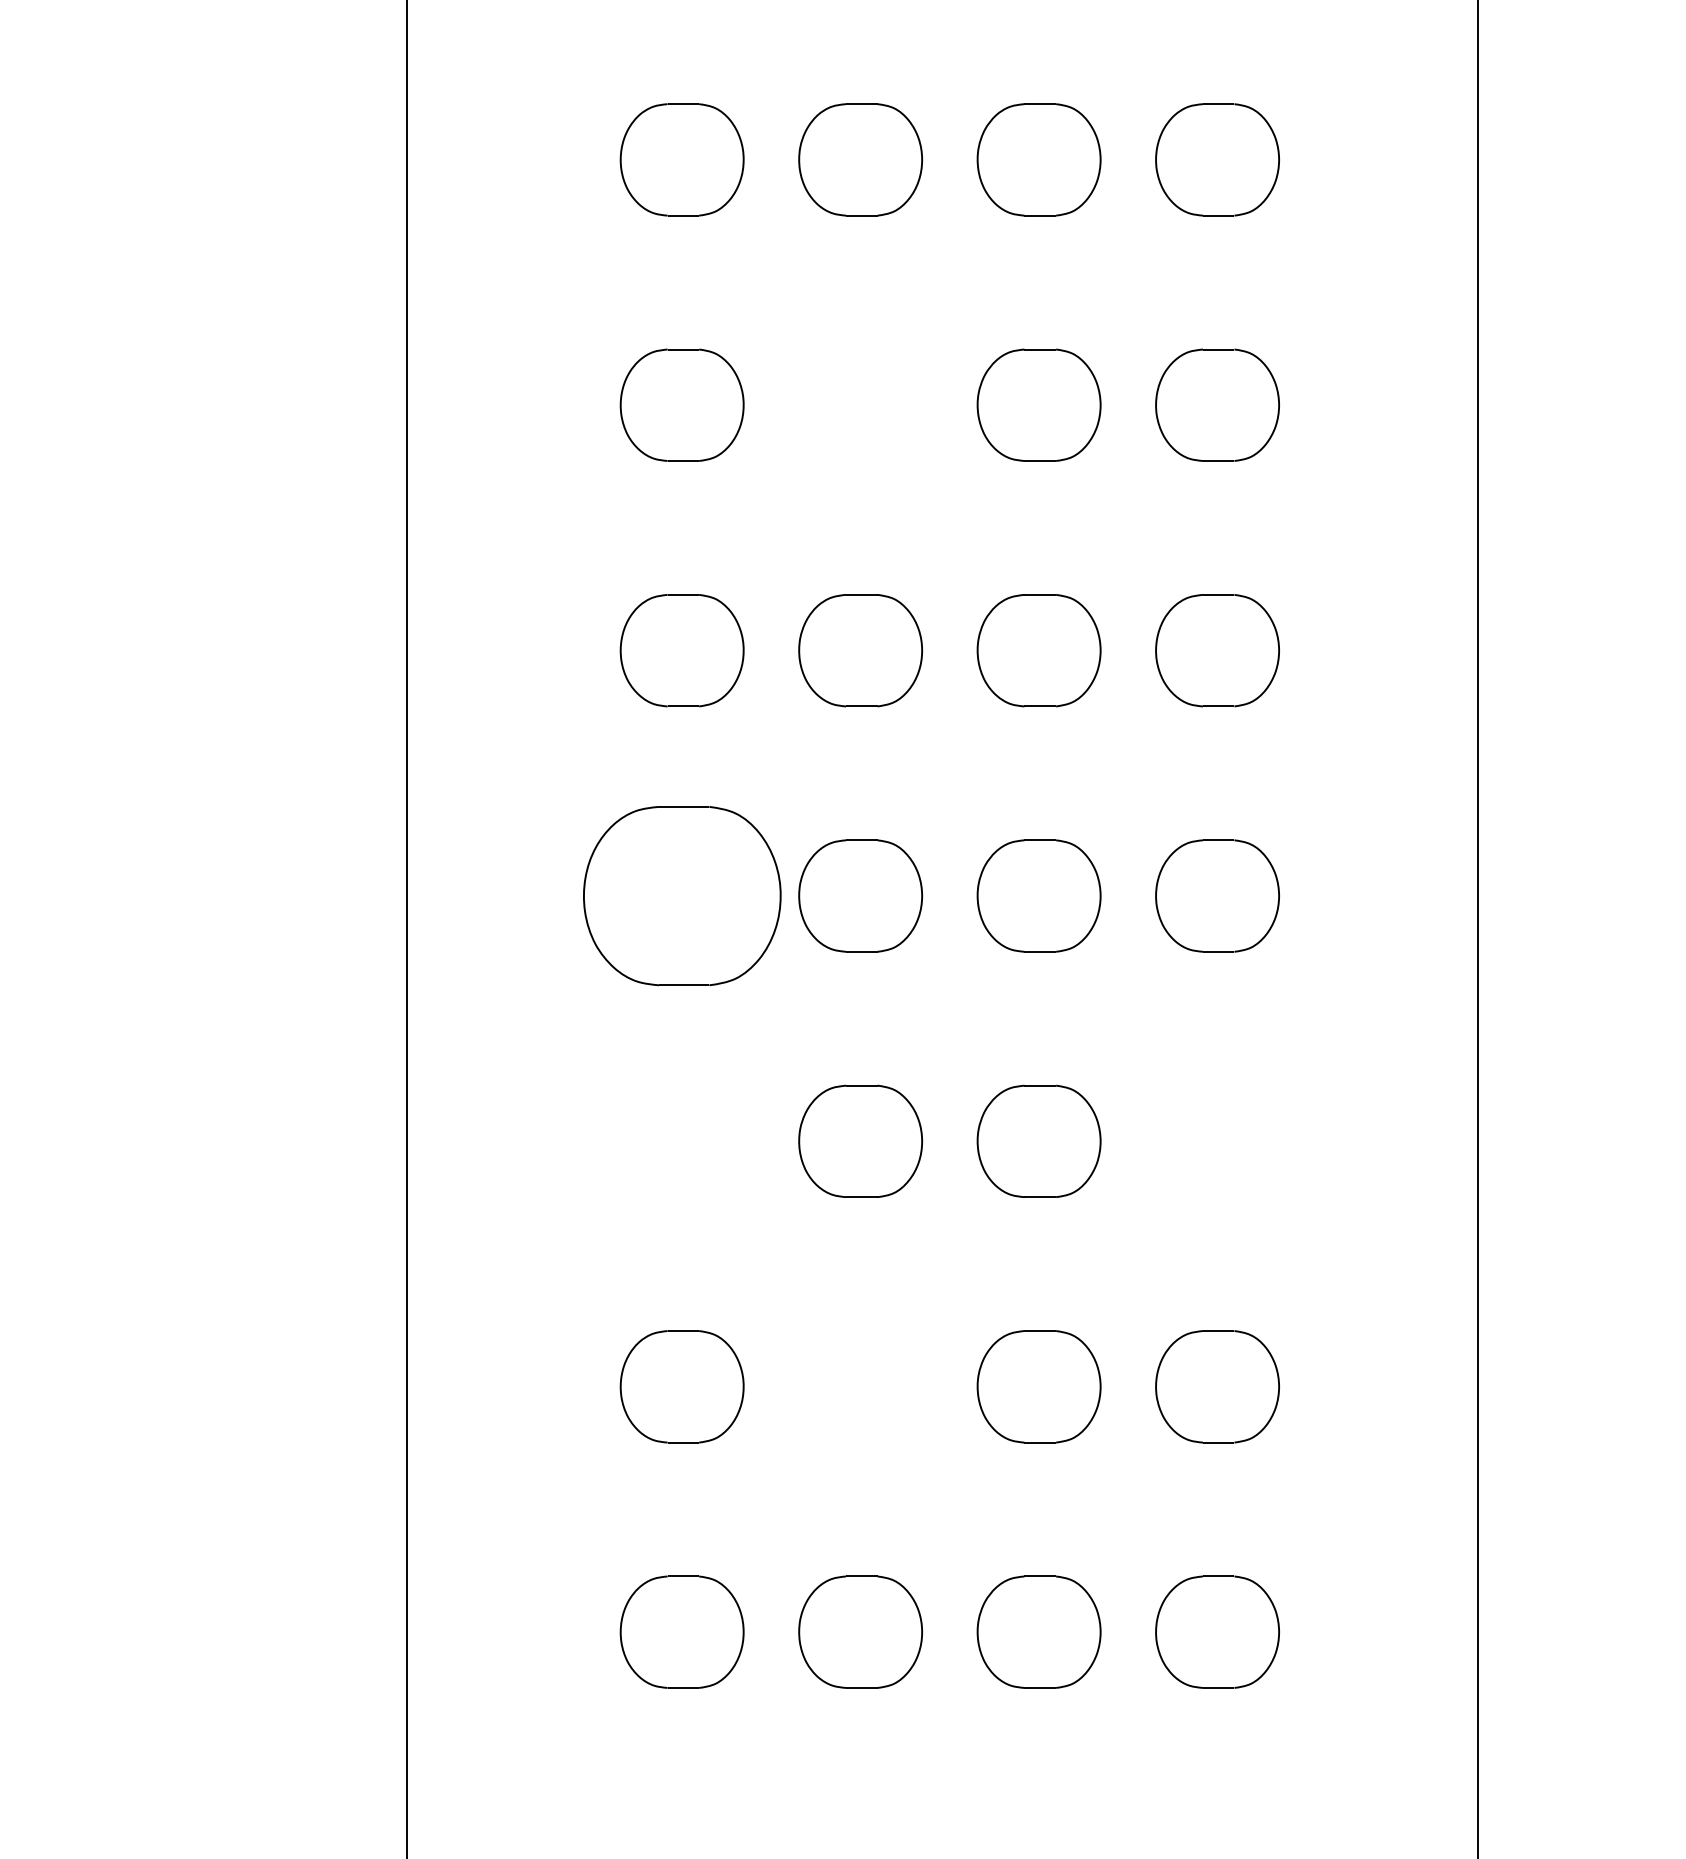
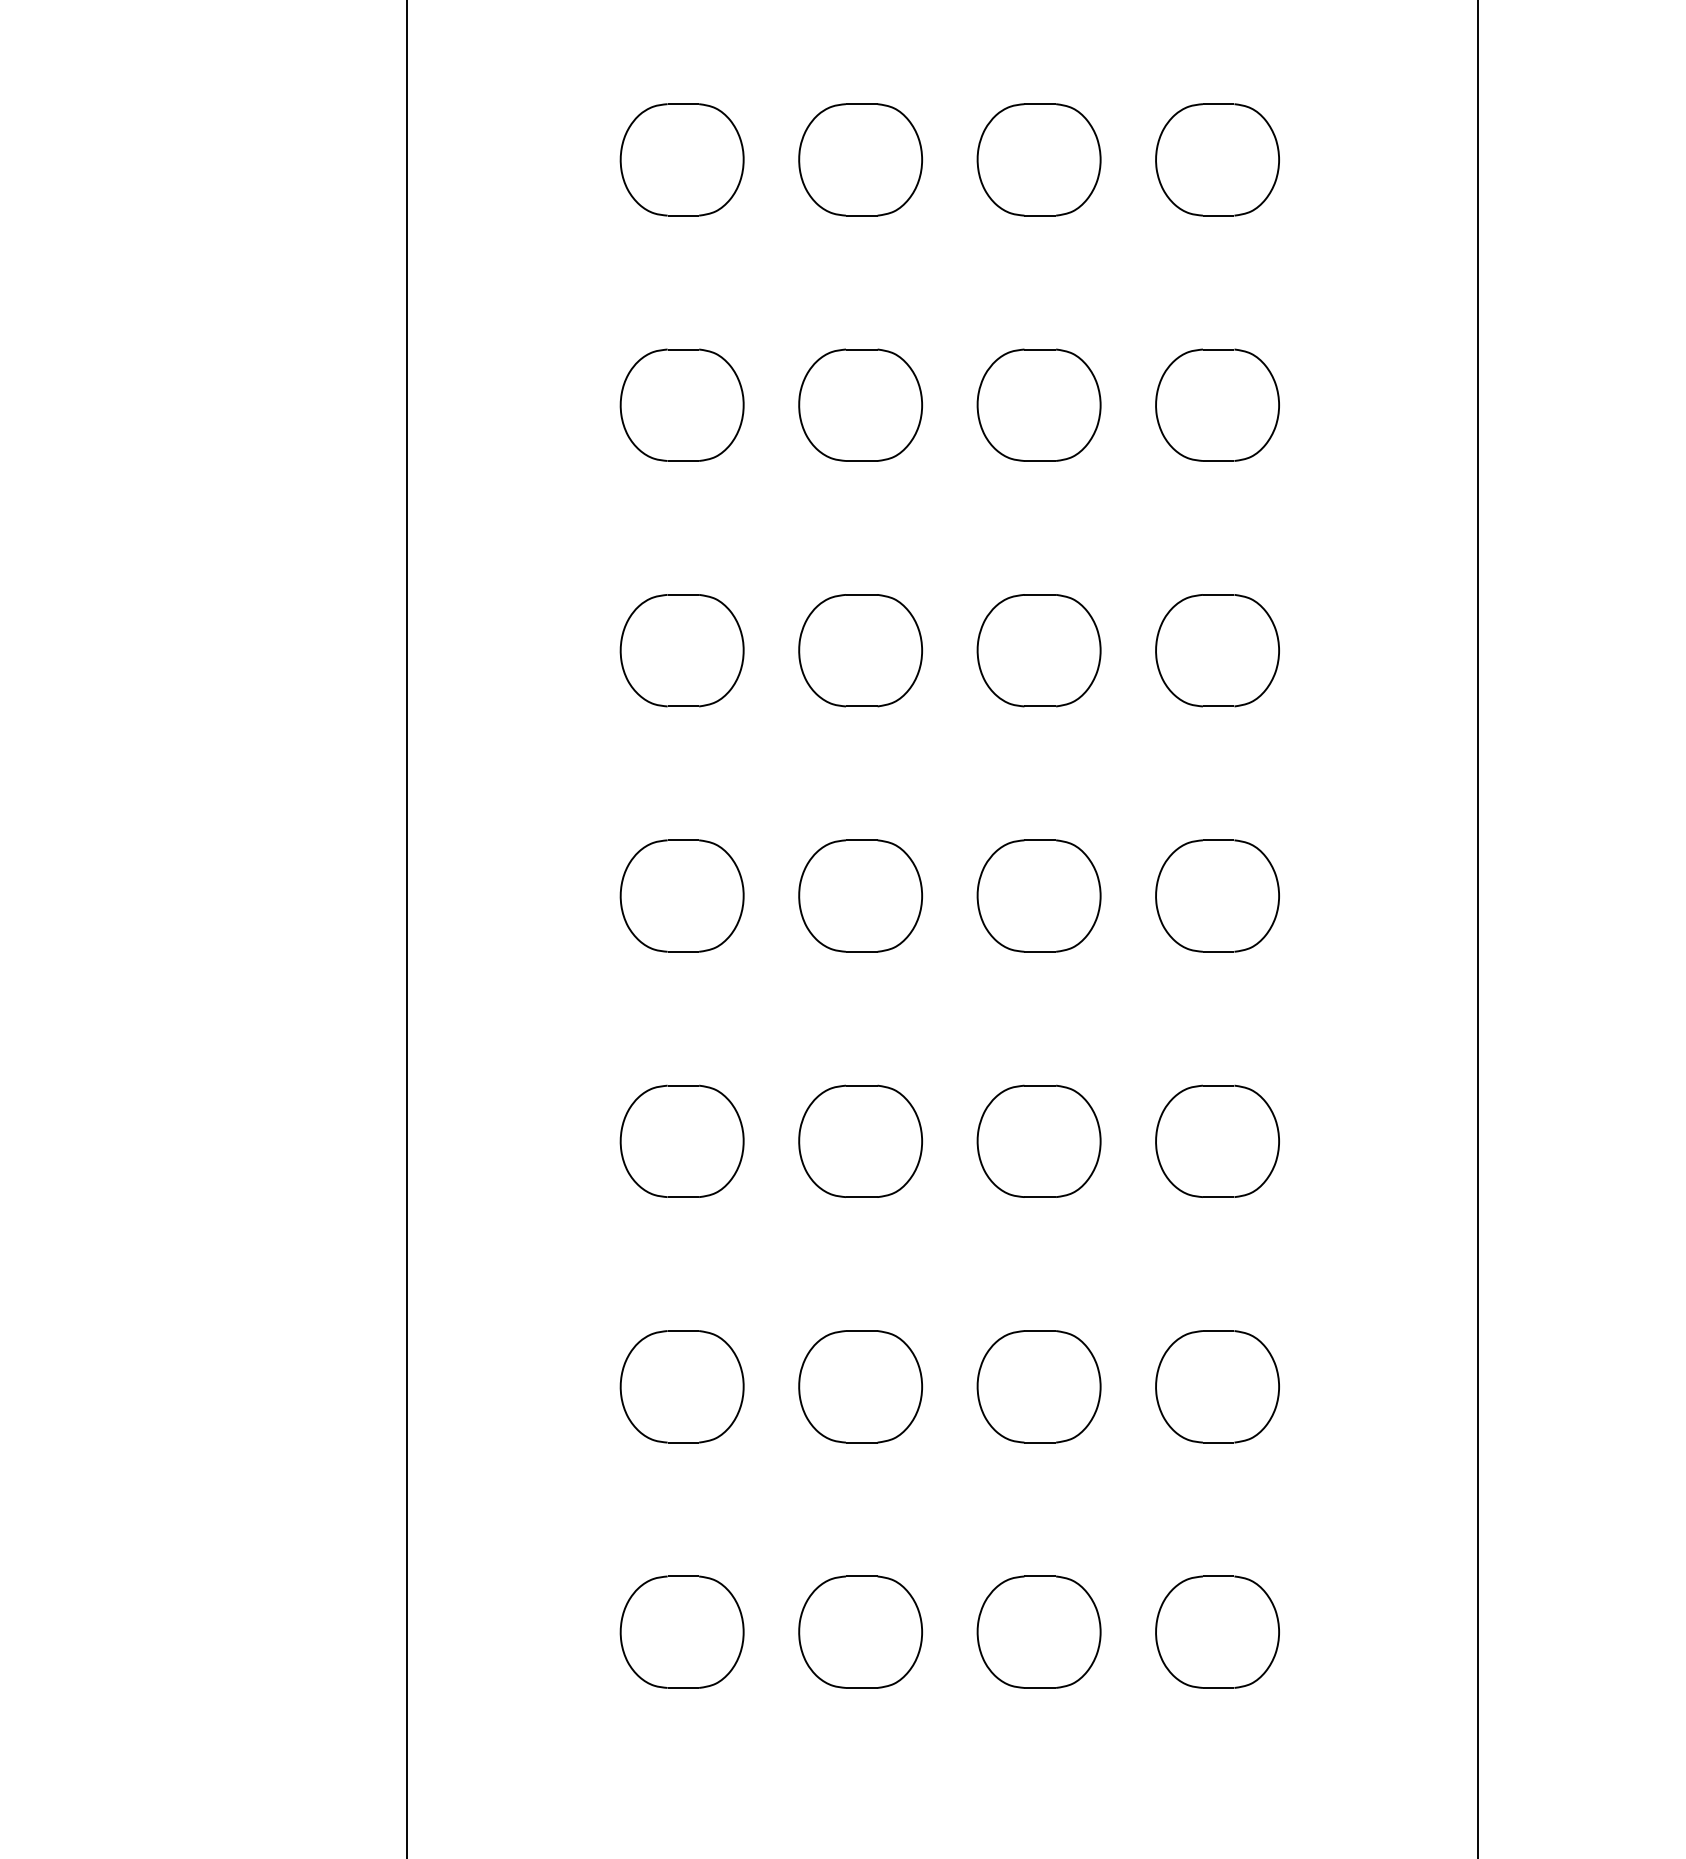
part: none -> present (860, 404)
part size: 199x181 px -> 126x114 px (681, 895)
part: none -> present (681, 1140)
part: none -> present (1217, 1140)
part: none -> present (860, 1386)
